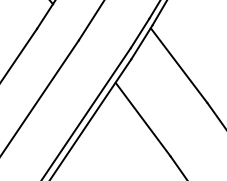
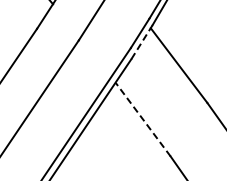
line: solid -> dashed (141, 42)
line: solid -> dashed (143, 119)
